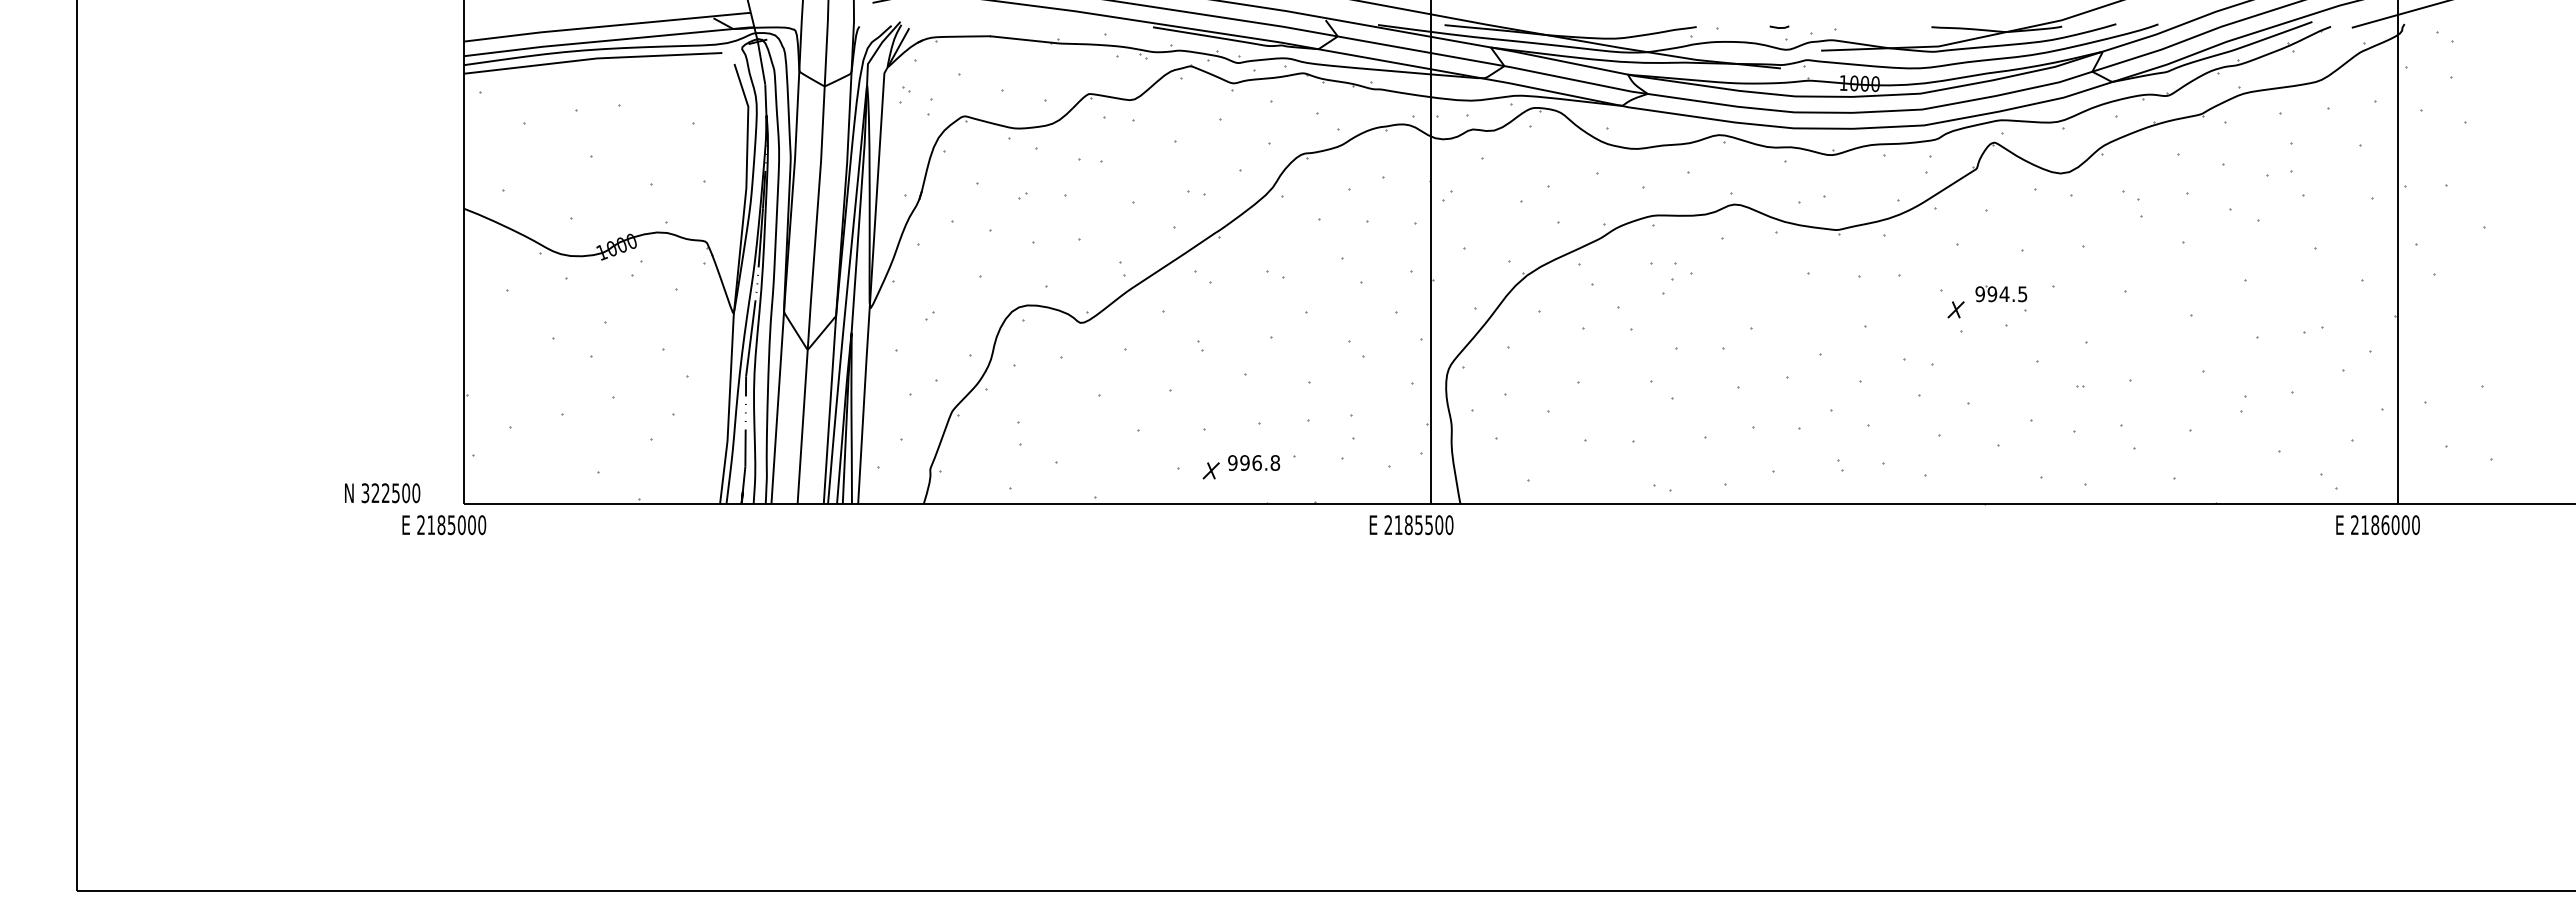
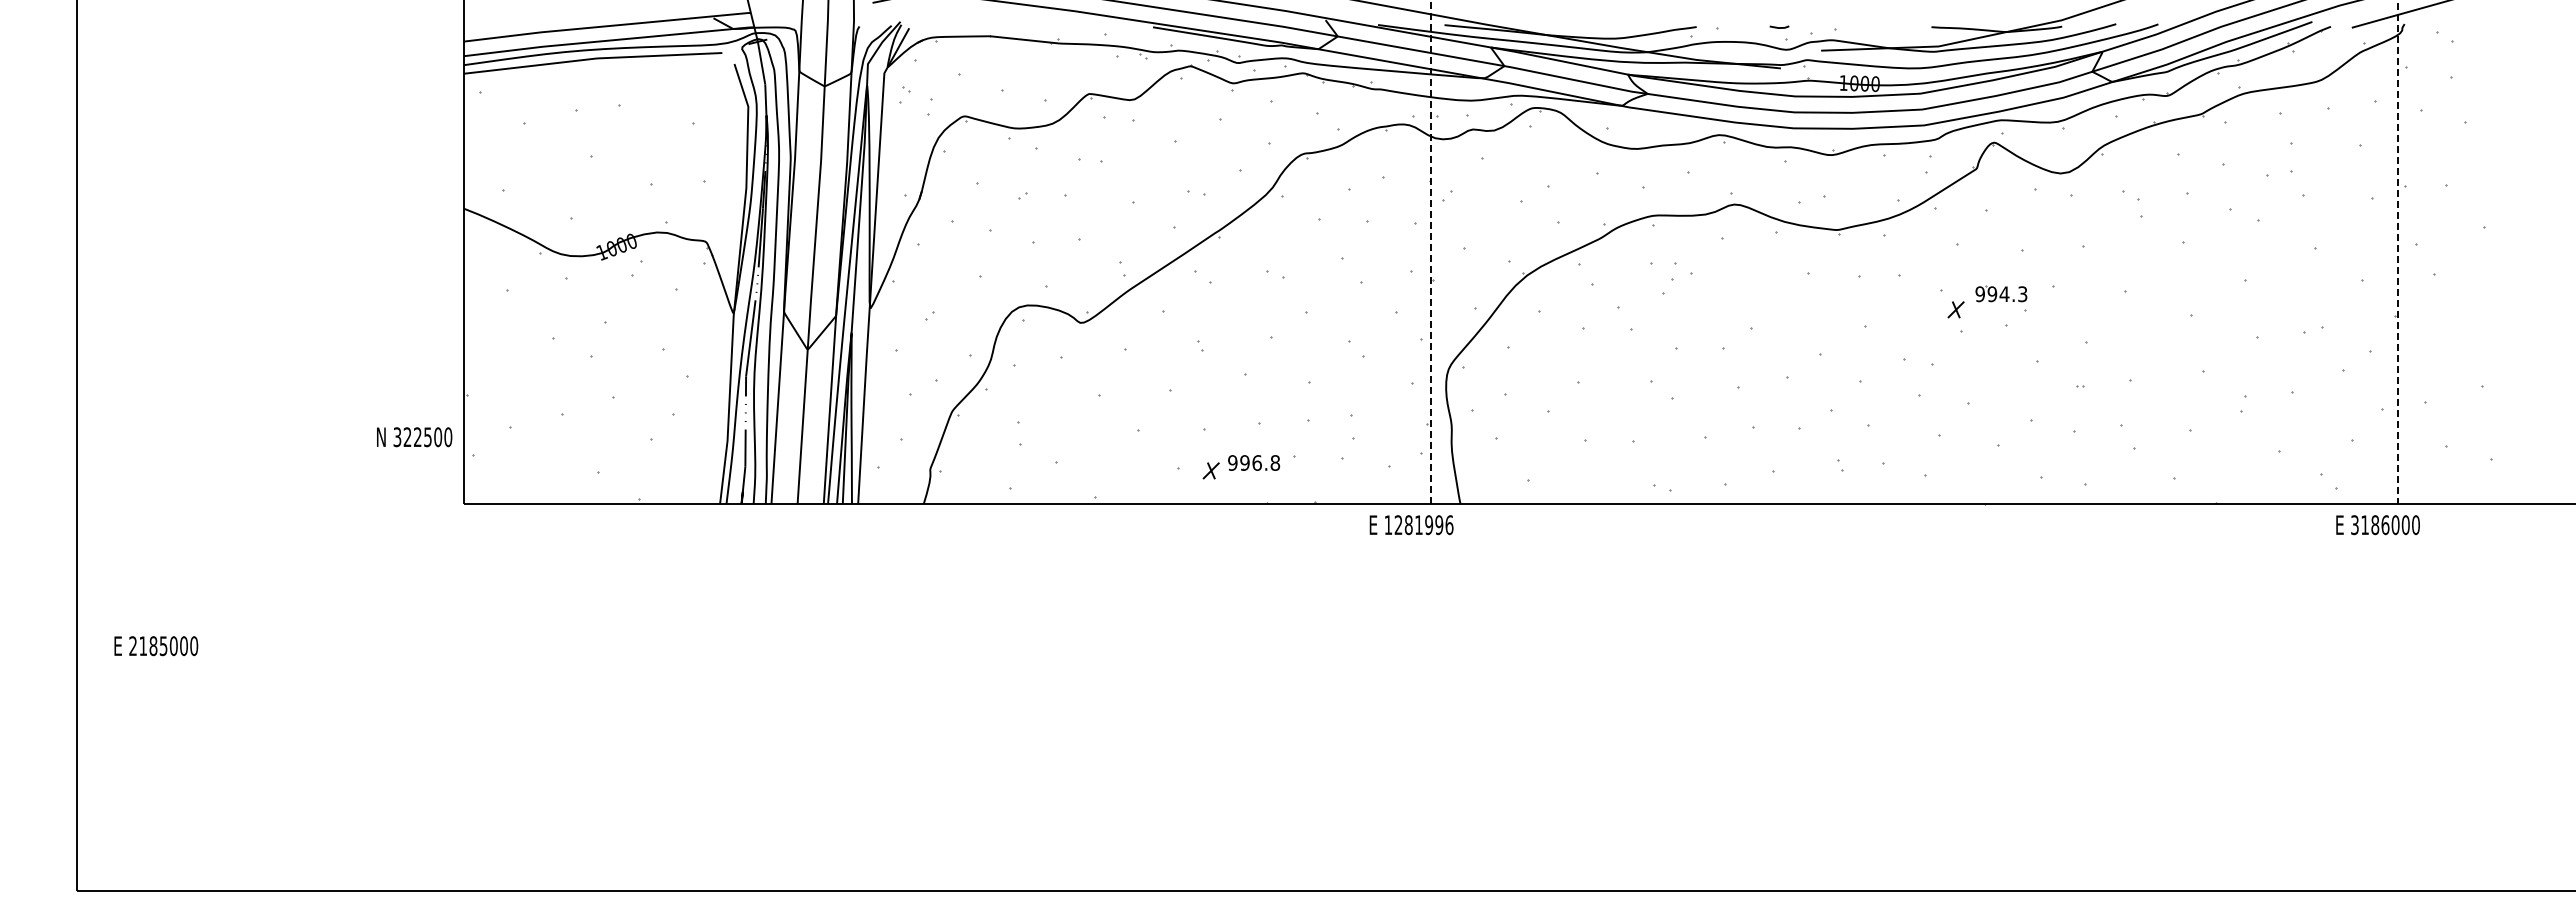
line: solid -> dashed (1431, 251)
line: solid -> dashed (2398, 252)
text: 994.5 -> 994.3 (2022, 293)
text position: (382, 493) -> (414, 437) (414, 437)
text position: (444, 525) -> (156, 646) (156, 646)
text: 2185500 -> 1281996 (1418, 525)
text: 2186000 -> 3186000 (2354, 525)
